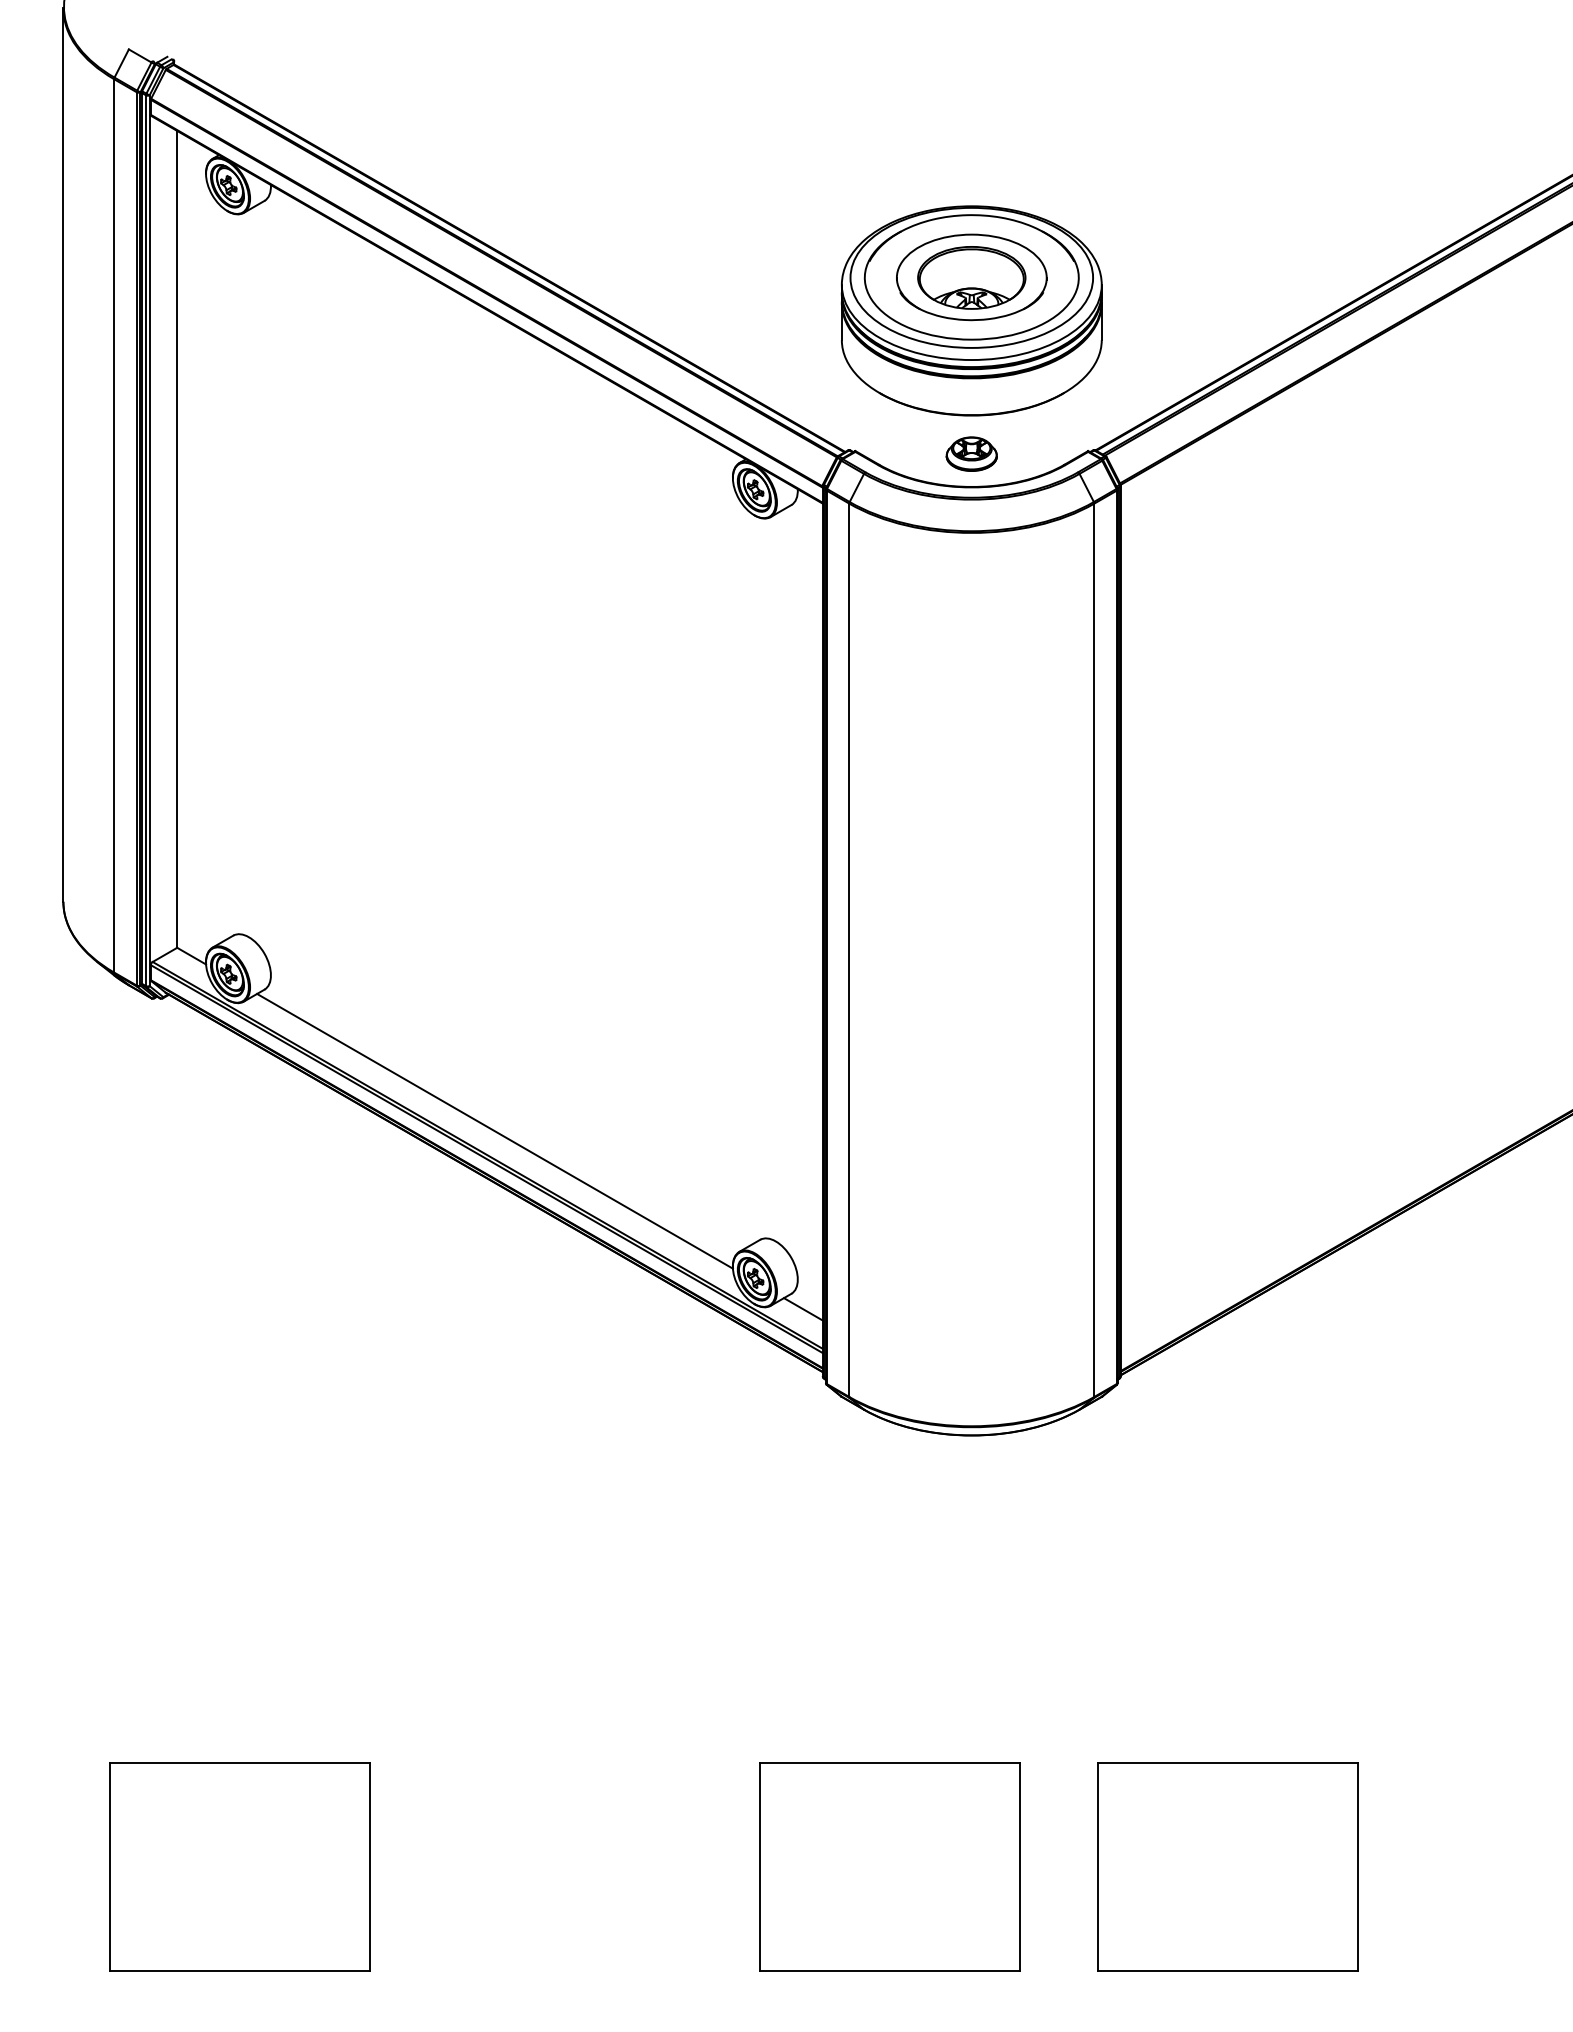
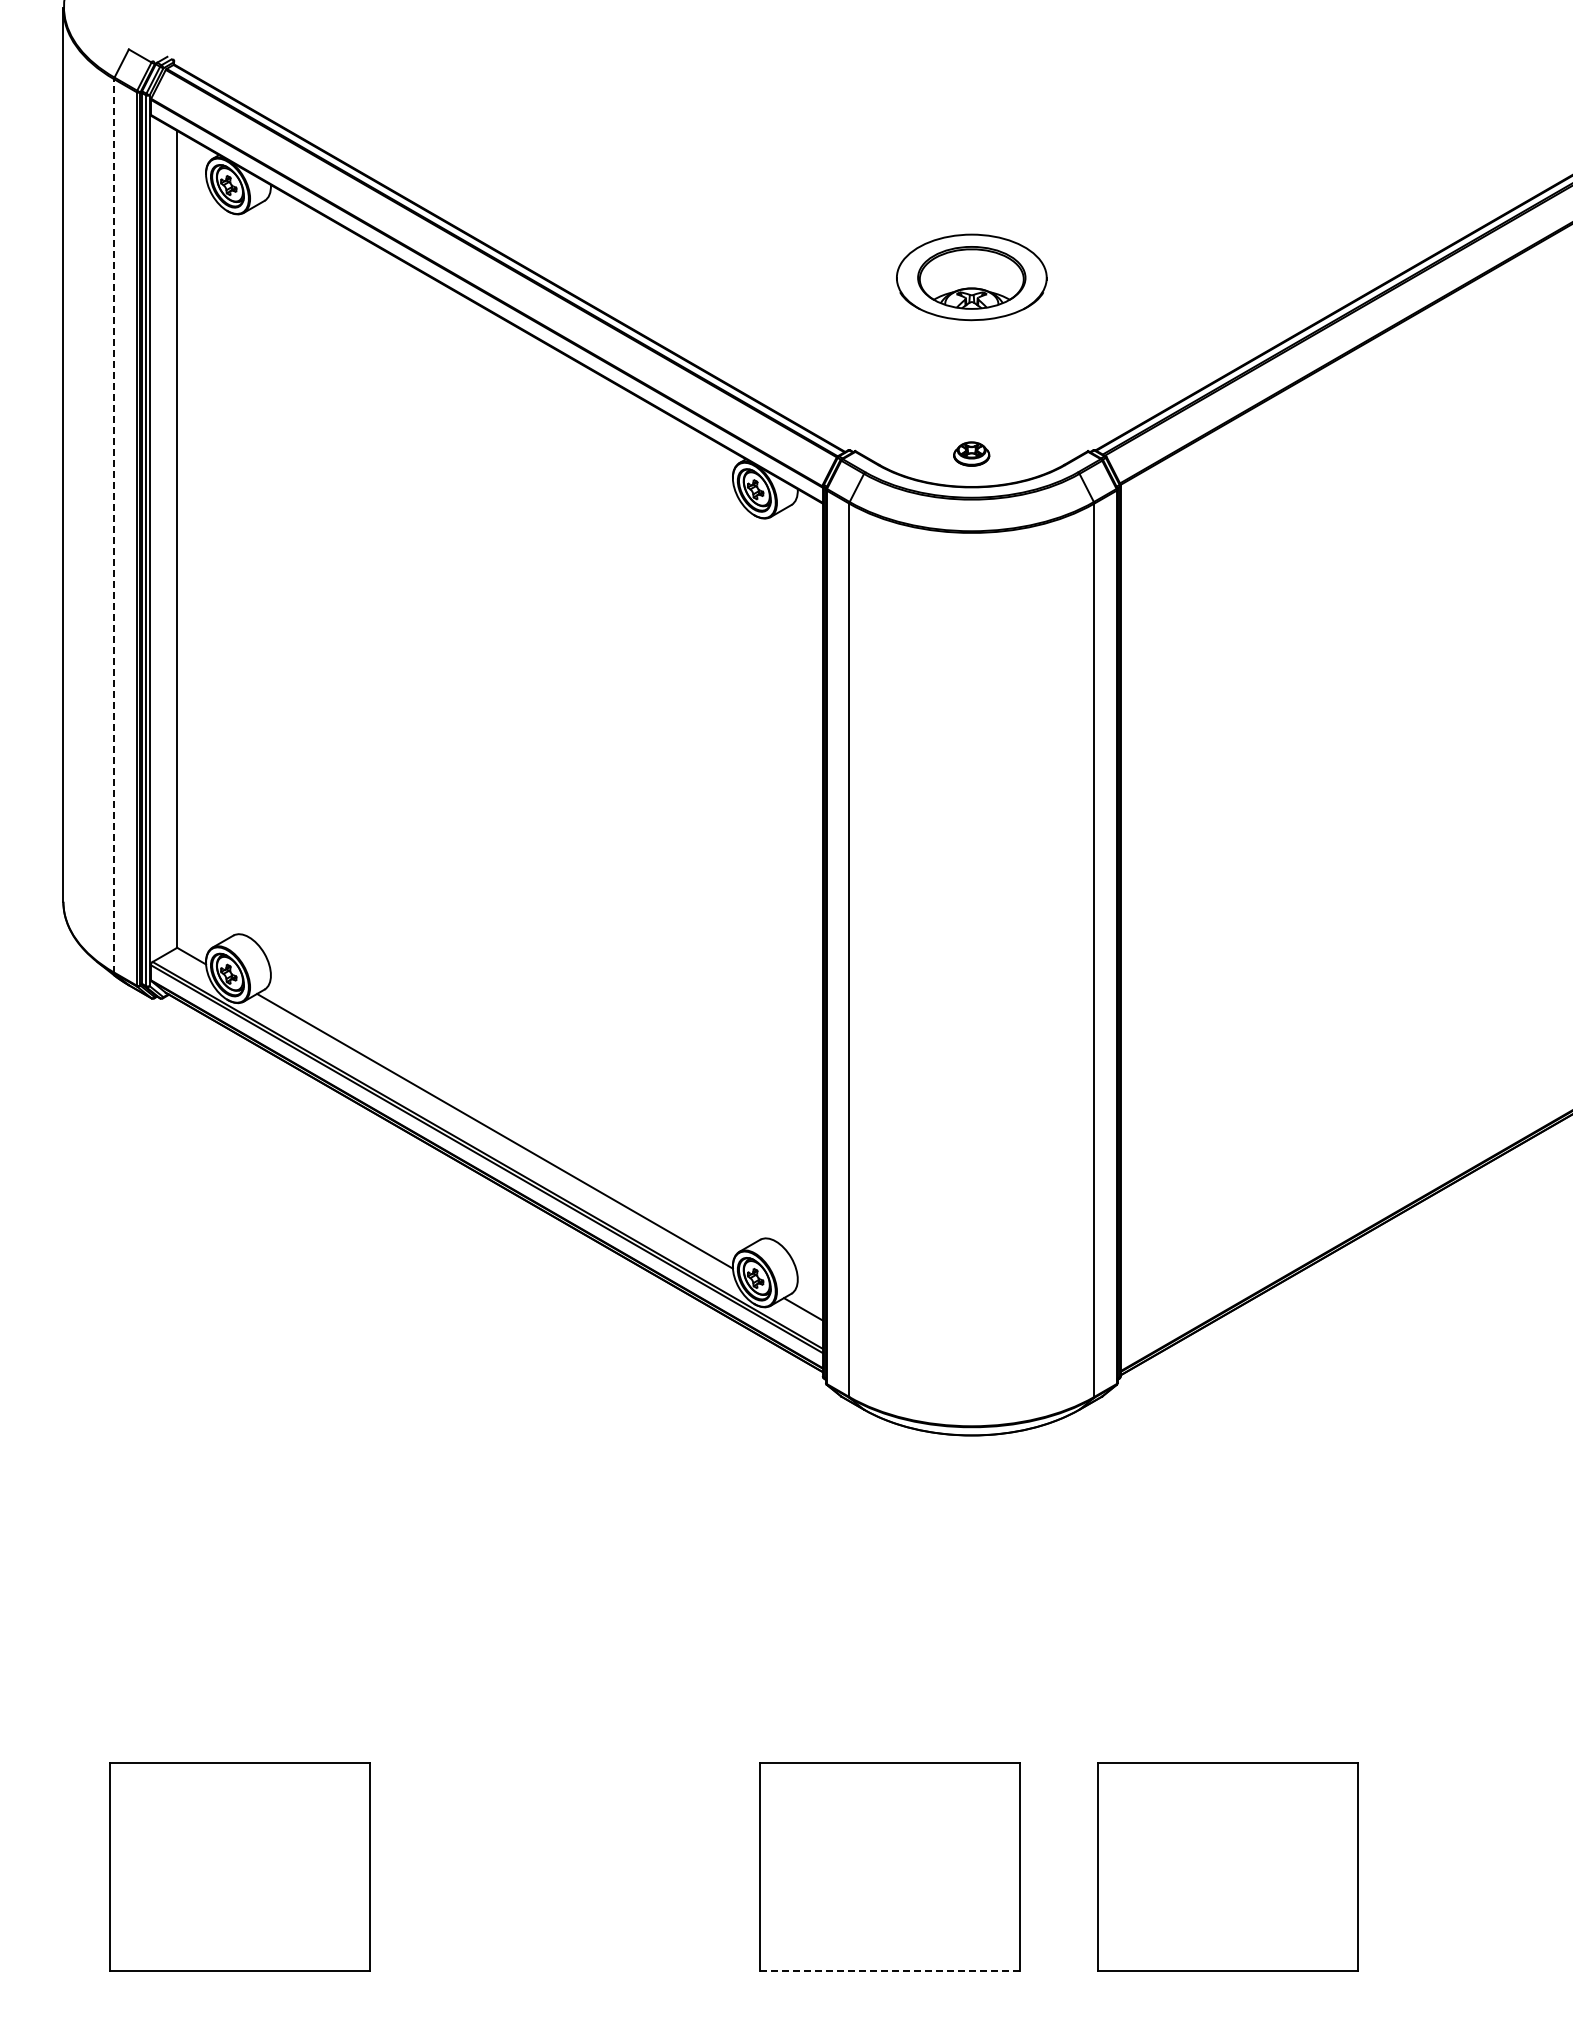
part: present -> none (971, 310)
part size: 53x36 px -> 38x26 px (971, 453)
line: solid -> dashed (114, 525)
line: solid -> dashed (890, 1971)
